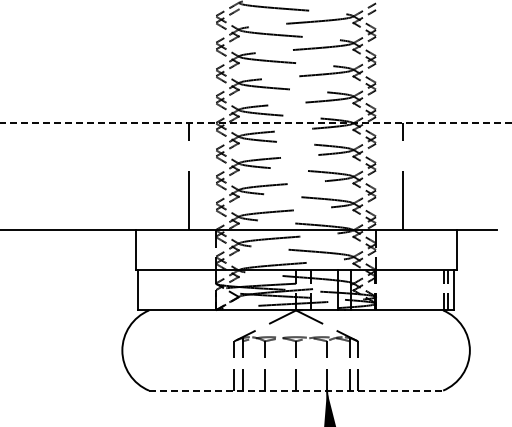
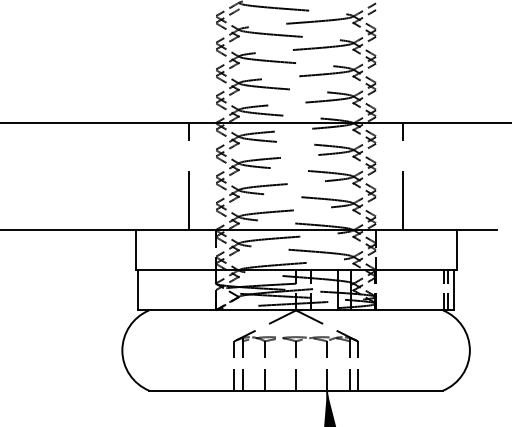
line: dashed -> solid (255, 123)
line: dashed -> solid (296, 390)
